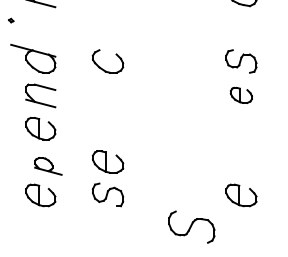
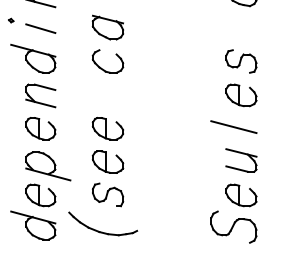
part: none -> present (107, 27)
line: none -> present (40, 28)
part size: 24x18 px -> 33x25 px (241, 95)
line: none -> present (233, 127)
part: none -> present (107, 128)
part: none -> present (242, 154)
part size: 29x19 px -> 47x31 px (48, 166)
part: none -> present (33, 225)
part position: (191, 226) -> (233, 226) (233, 226)
part: none -> present (102, 231)
